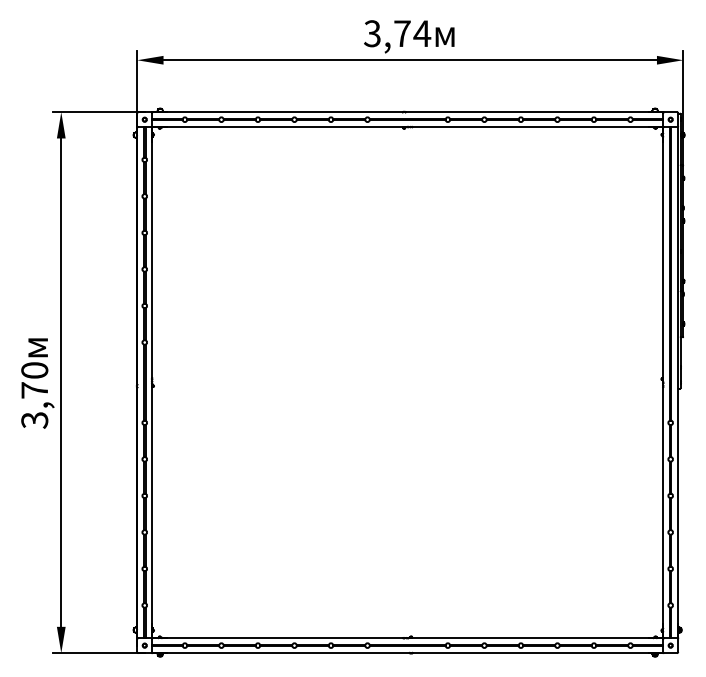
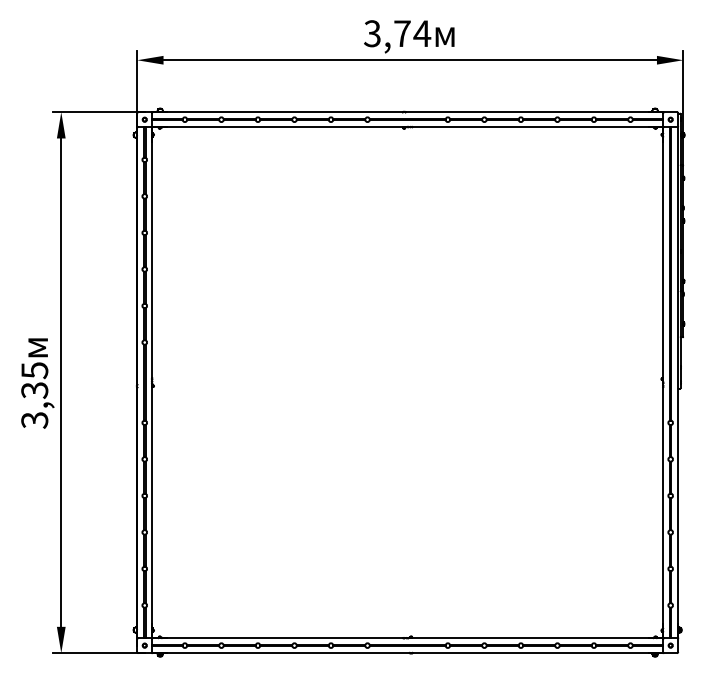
text: 3,70 -> 3,35 (34, 380)
